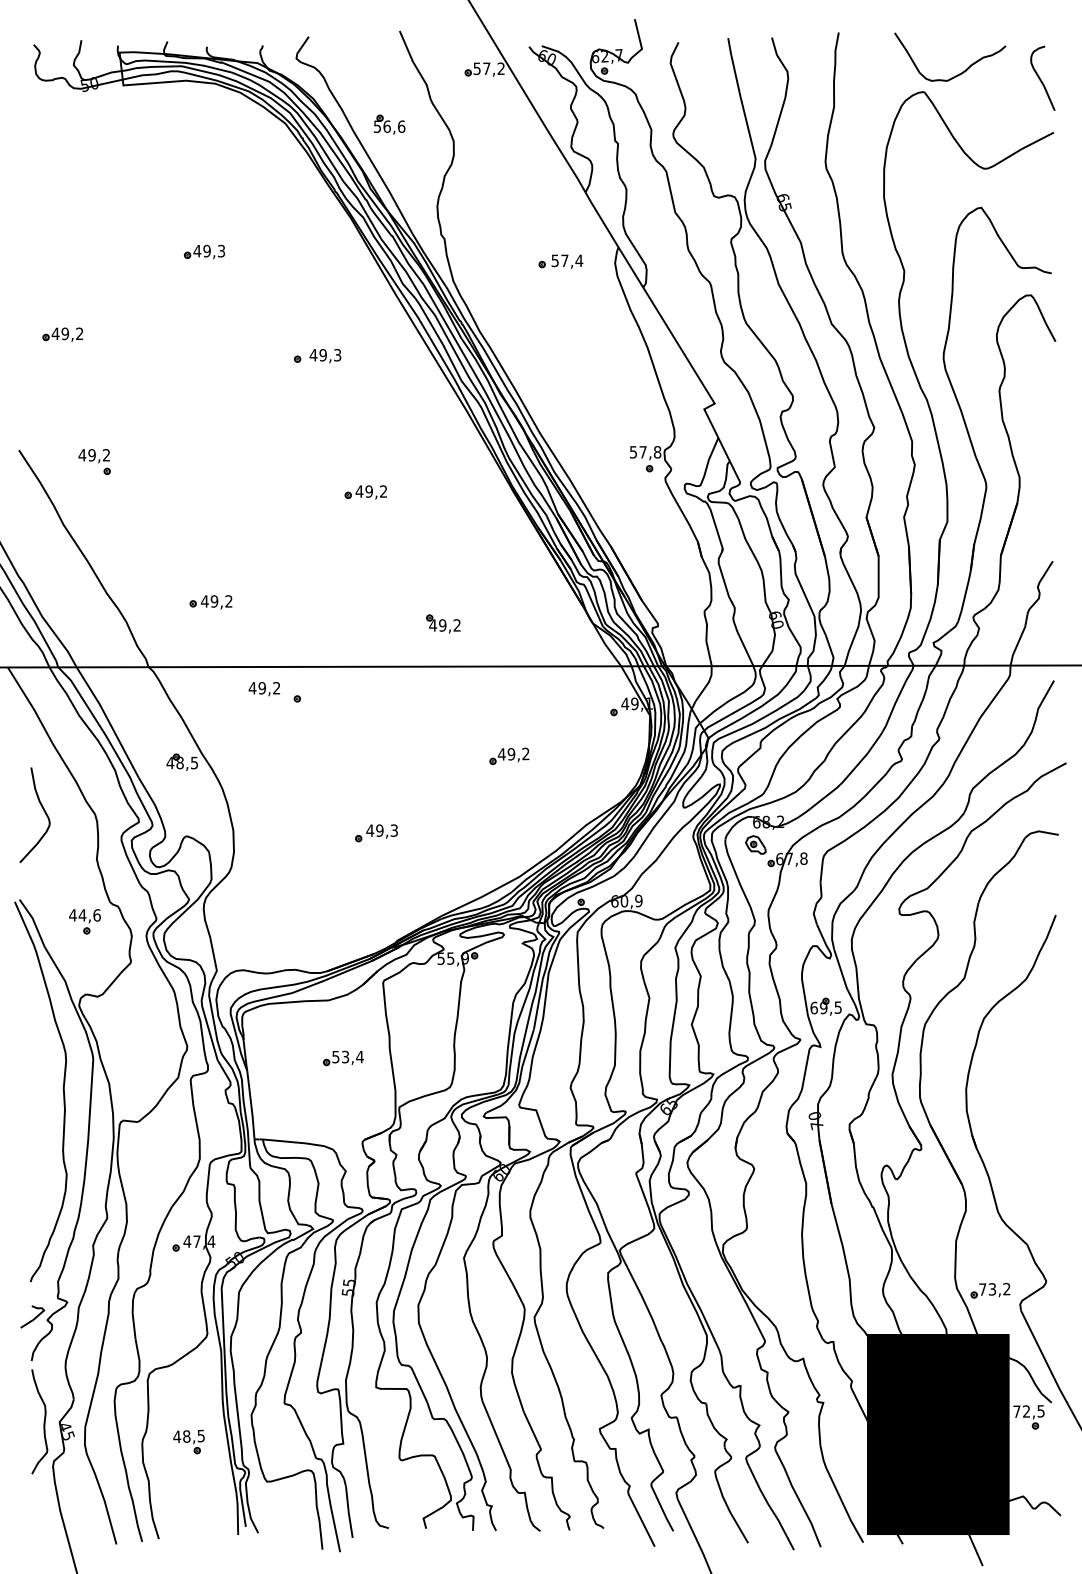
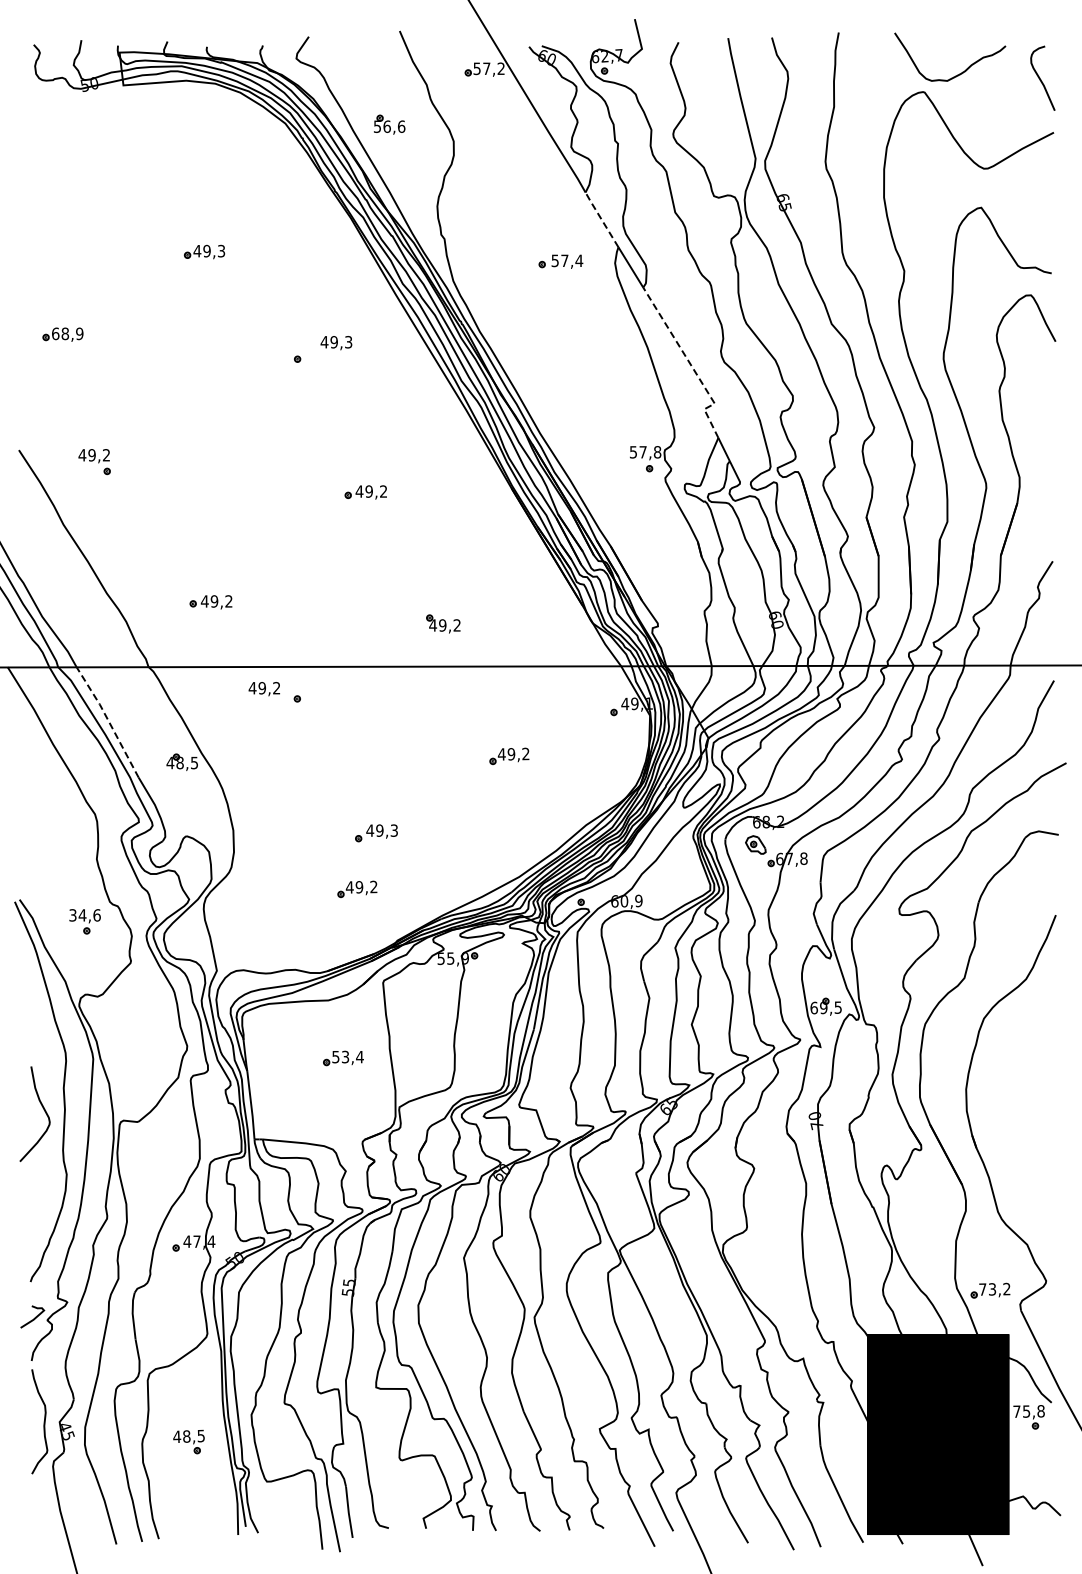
line: solid -> dashed (601, 219)
text: 49,2 -> 68,9 (67, 333)
text position: (325, 356) -> (336, 343) (336, 343)
line: solid -> dashed (690, 364)
line: solid -> dashed (108, 720)
curve position: (42, 809) -> (42, 1108) (42, 1108)
part: none -> present (357, 888)
text: 44,6 -> 34,6 (72, 915)
text: 72,5 -> 75,8 (1033, 1411)
